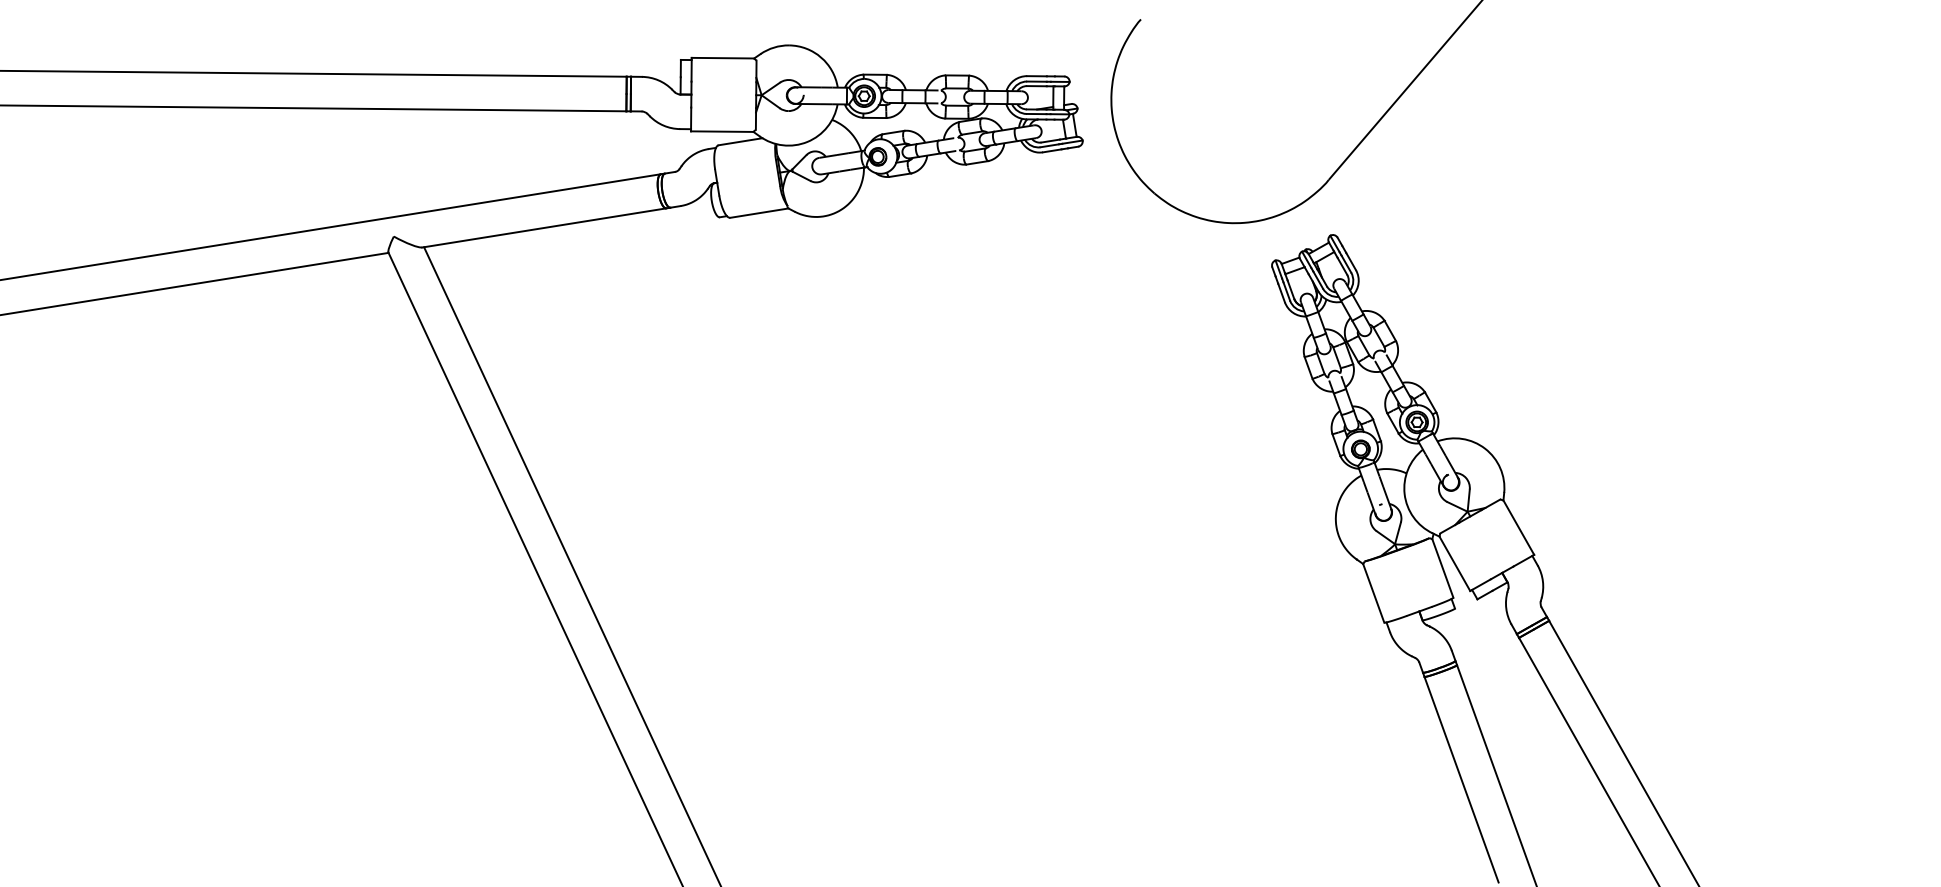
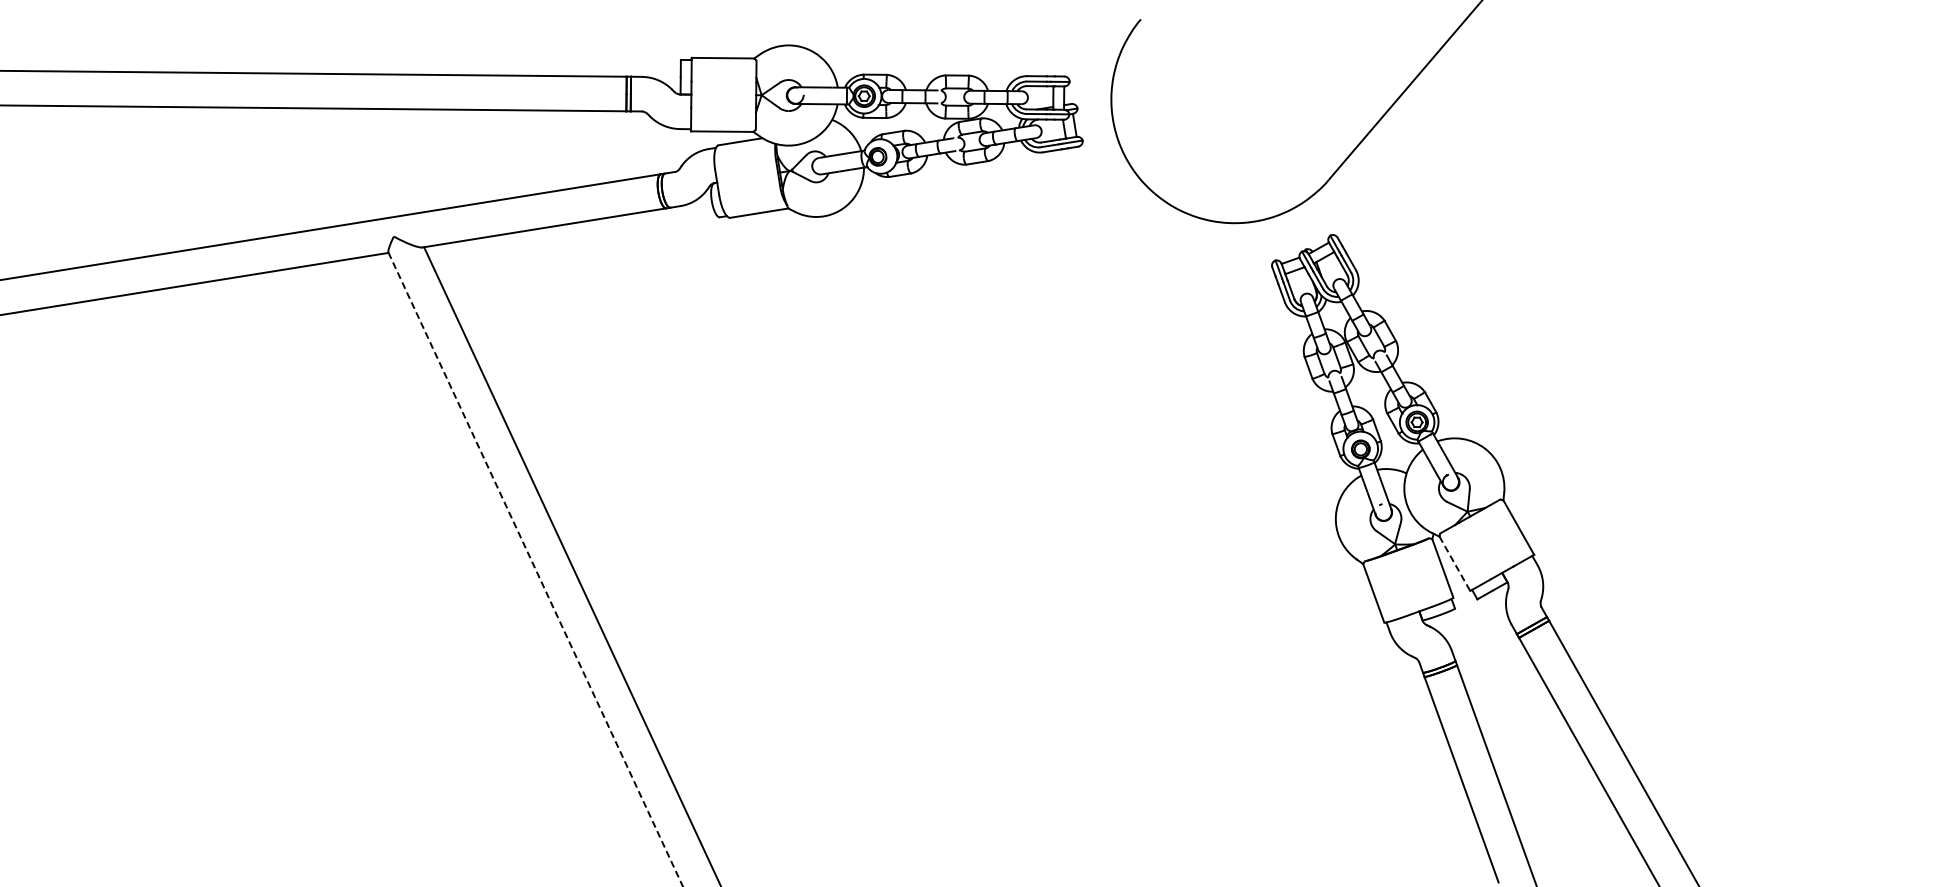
line: solid -> dashed (1455, 564)
line: solid -> dashed (535, 569)
